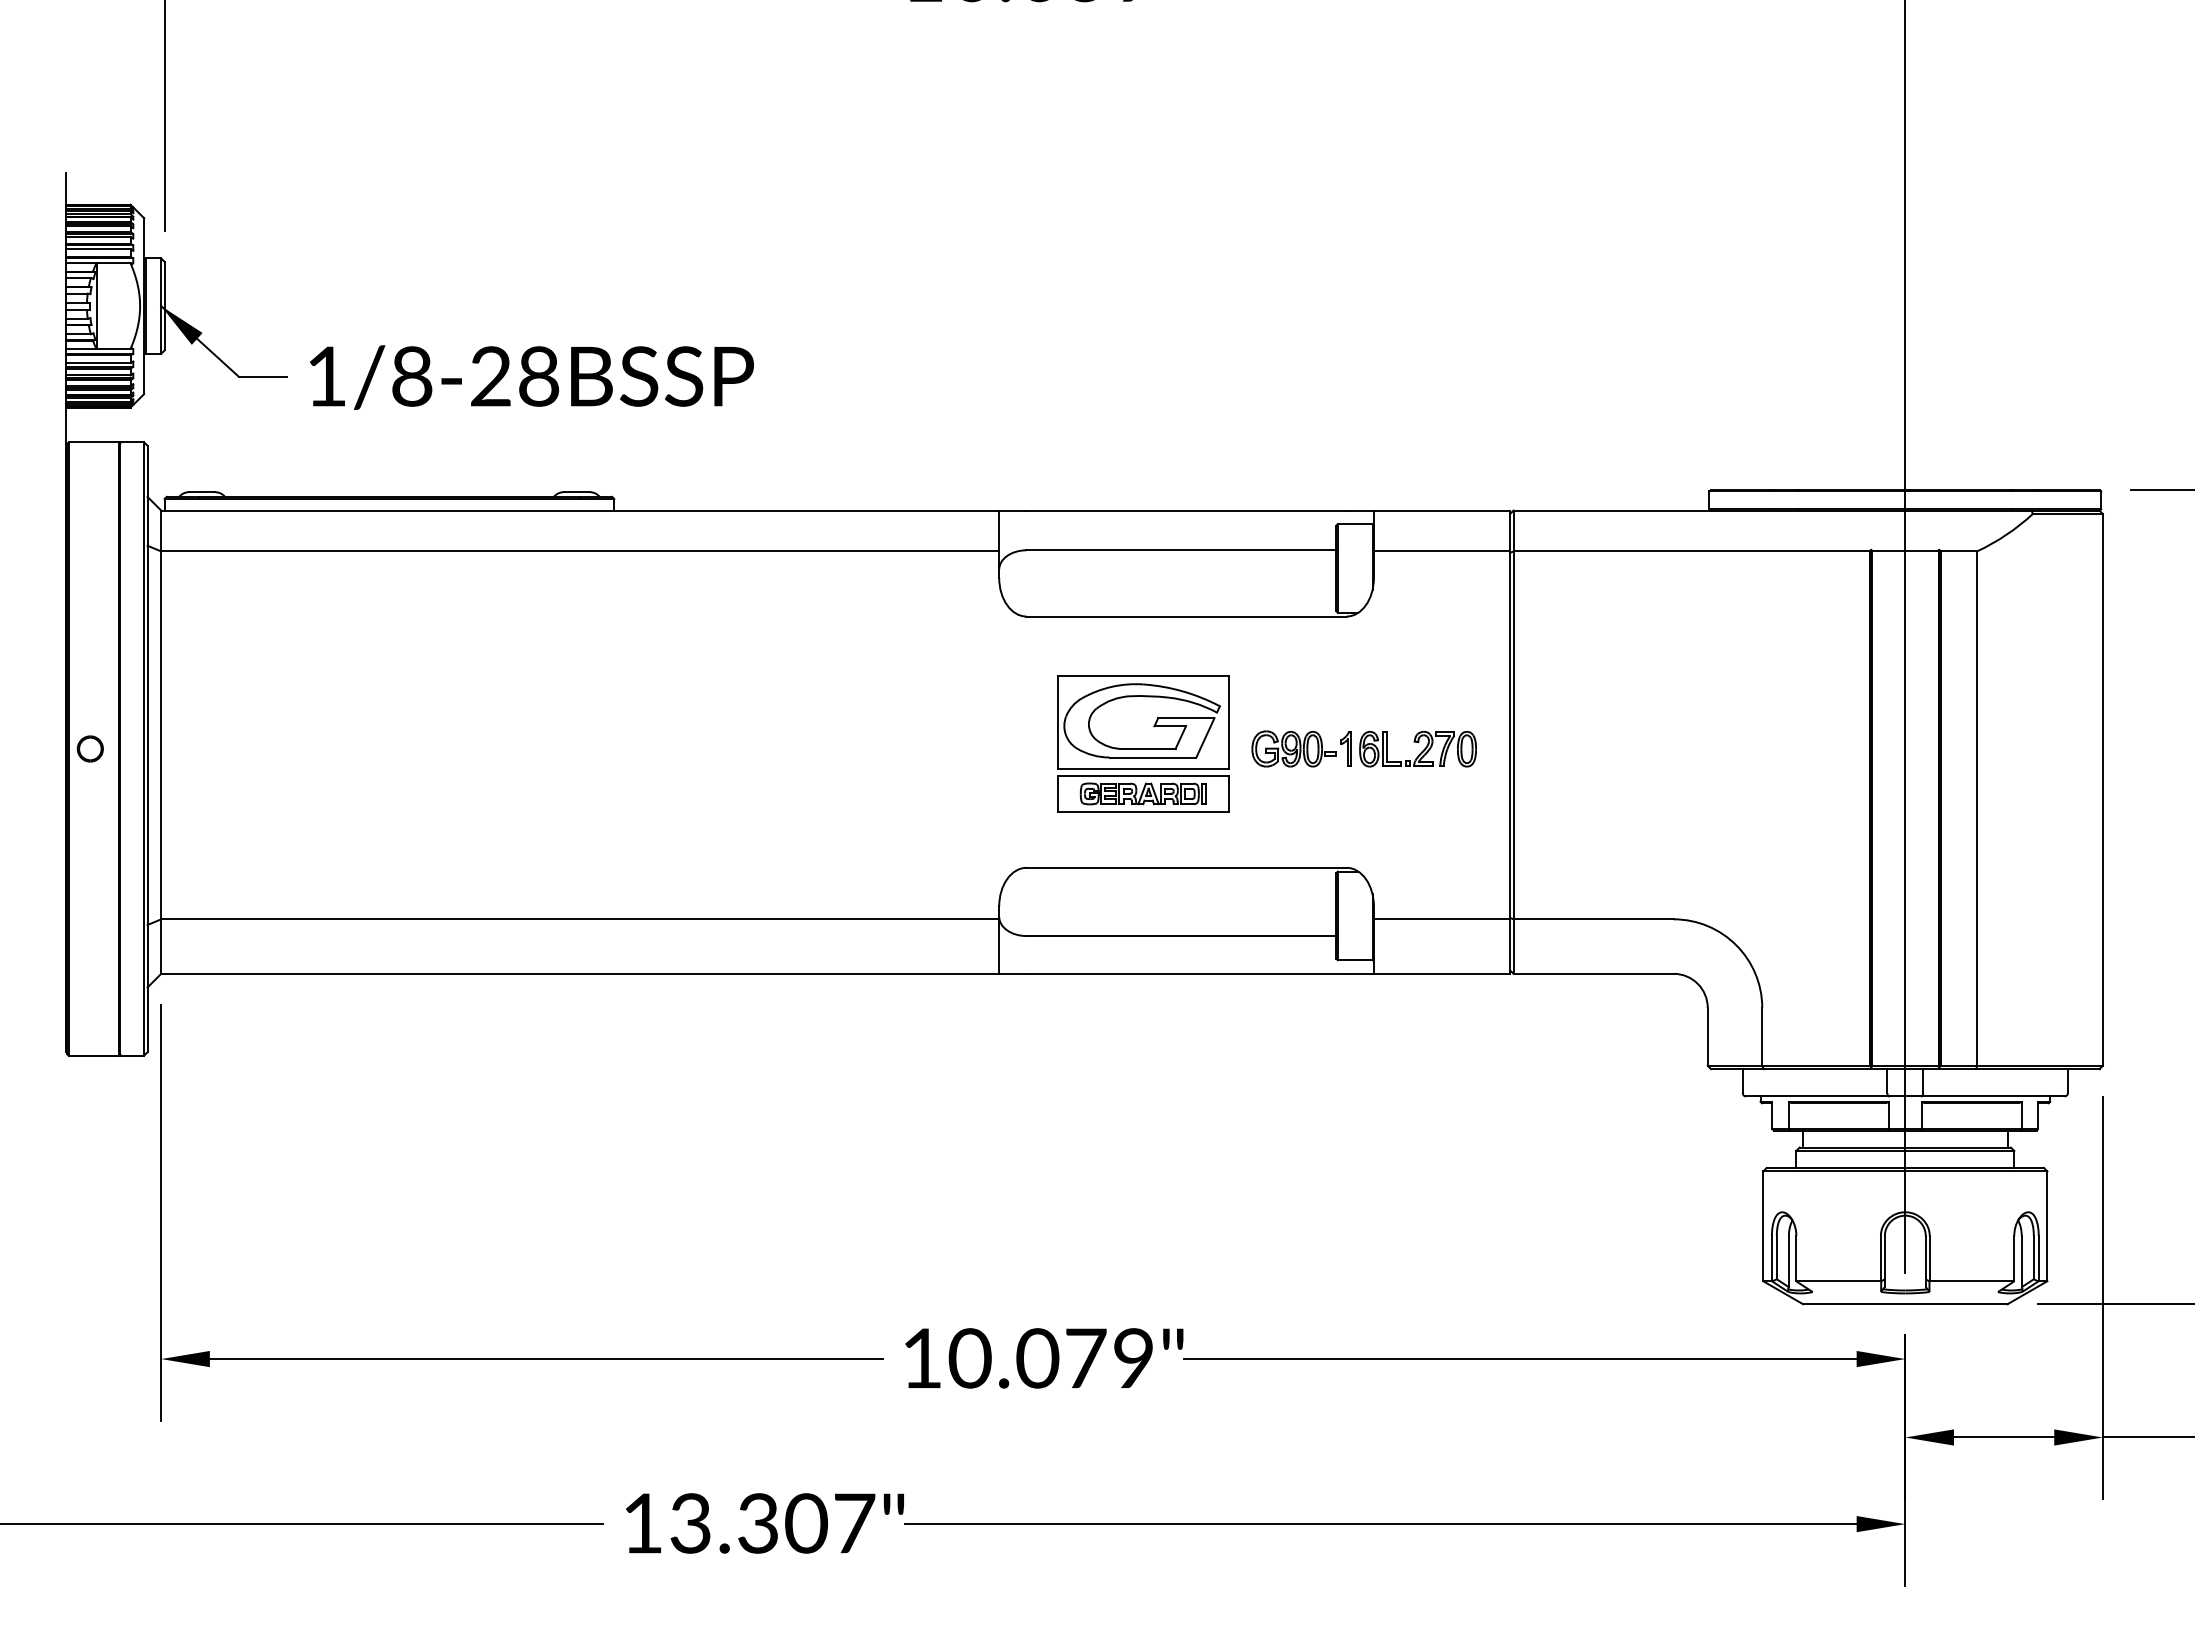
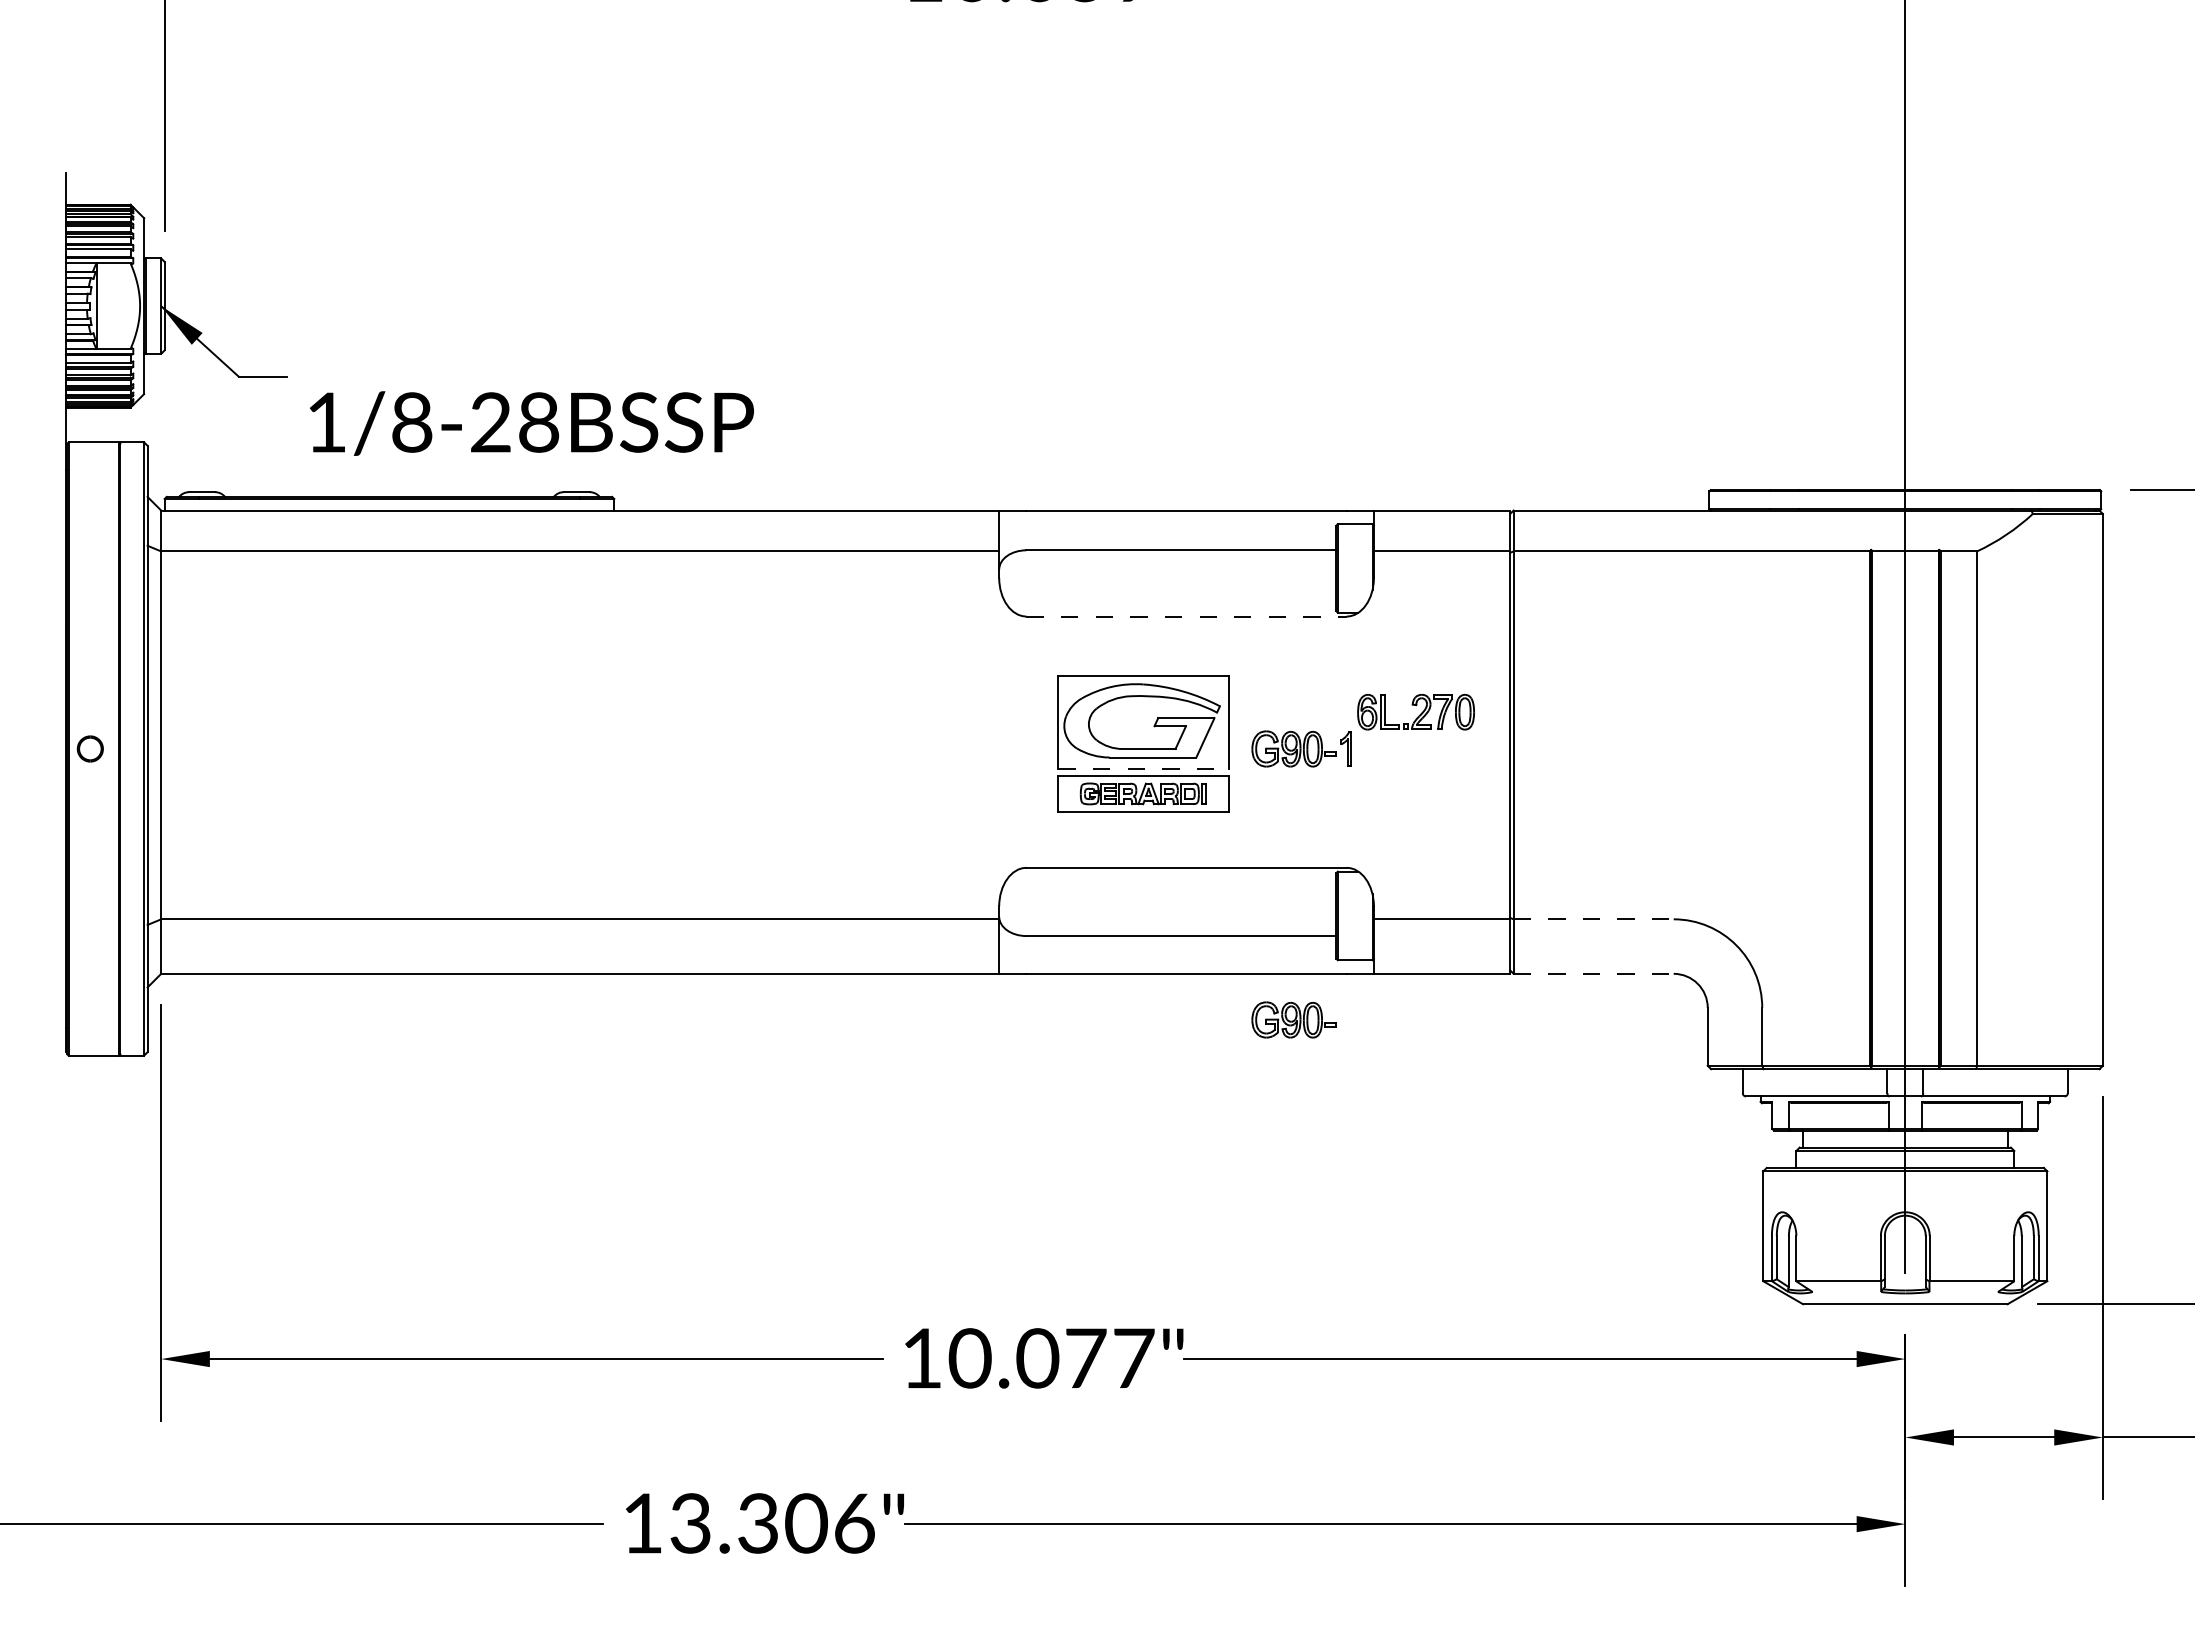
text position: (531, 377) -> (531, 423) (531, 423)
line: solid -> dashed (1187, 616)
part position: (1417, 749) -> (1415, 712) (1415, 712)
line: solid -> dashed (1144, 769)
line: solid -> dashed (1594, 919)
line: solid -> dashed (1594, 973)
part: none -> present (1293, 1019)
text: 10.079" -> 10.077" (1134, 1358)
text: 13.307" -> 13.306" (855, 1523)
